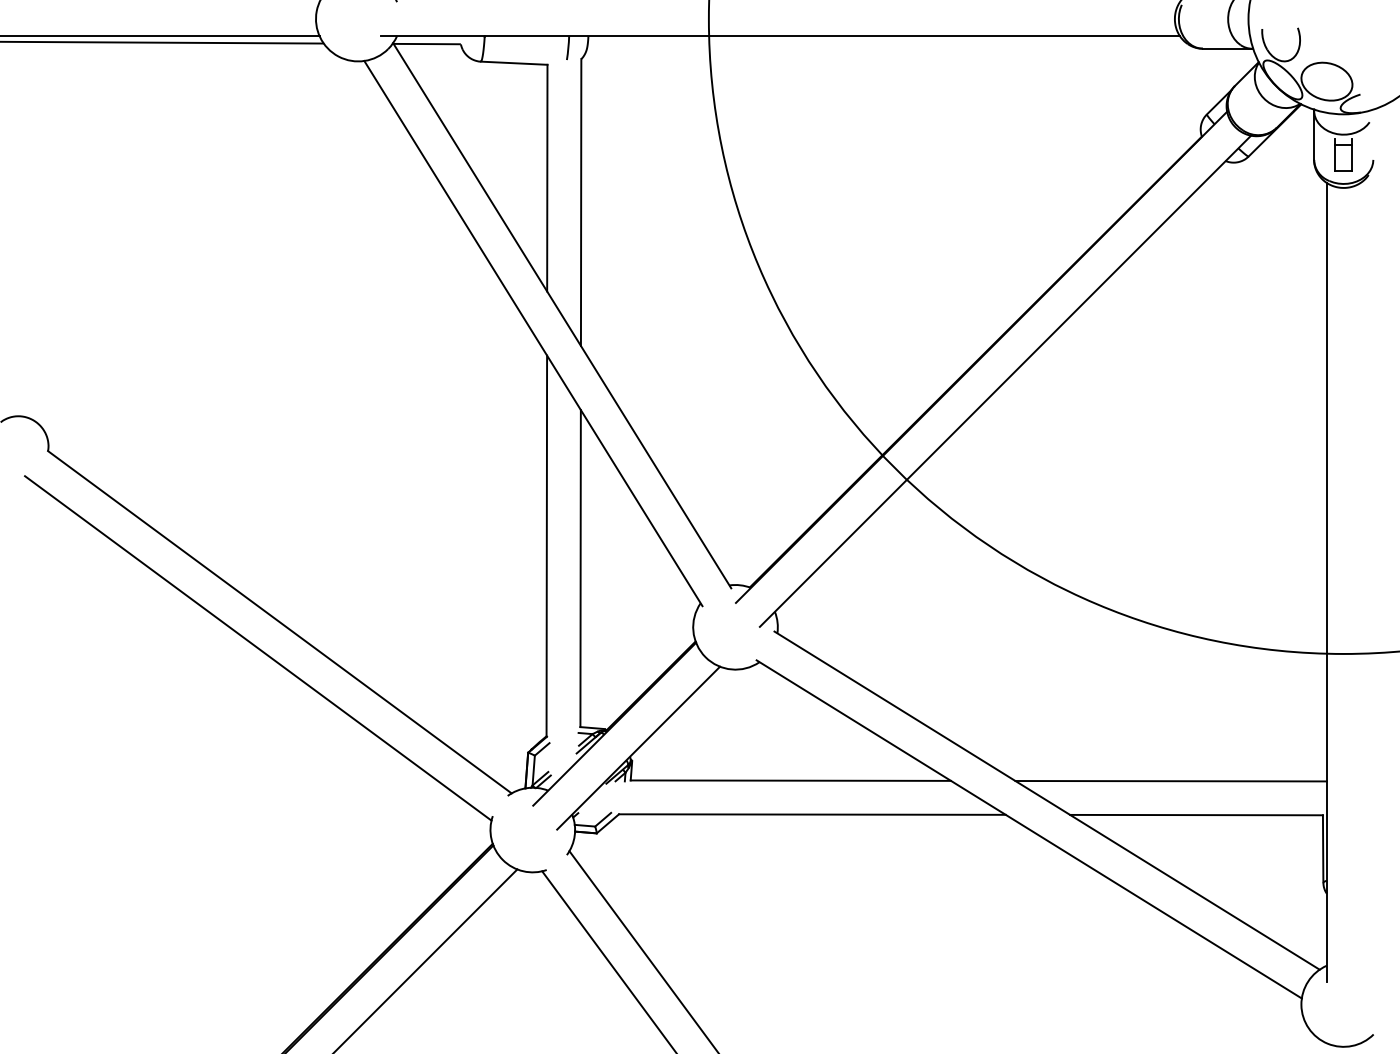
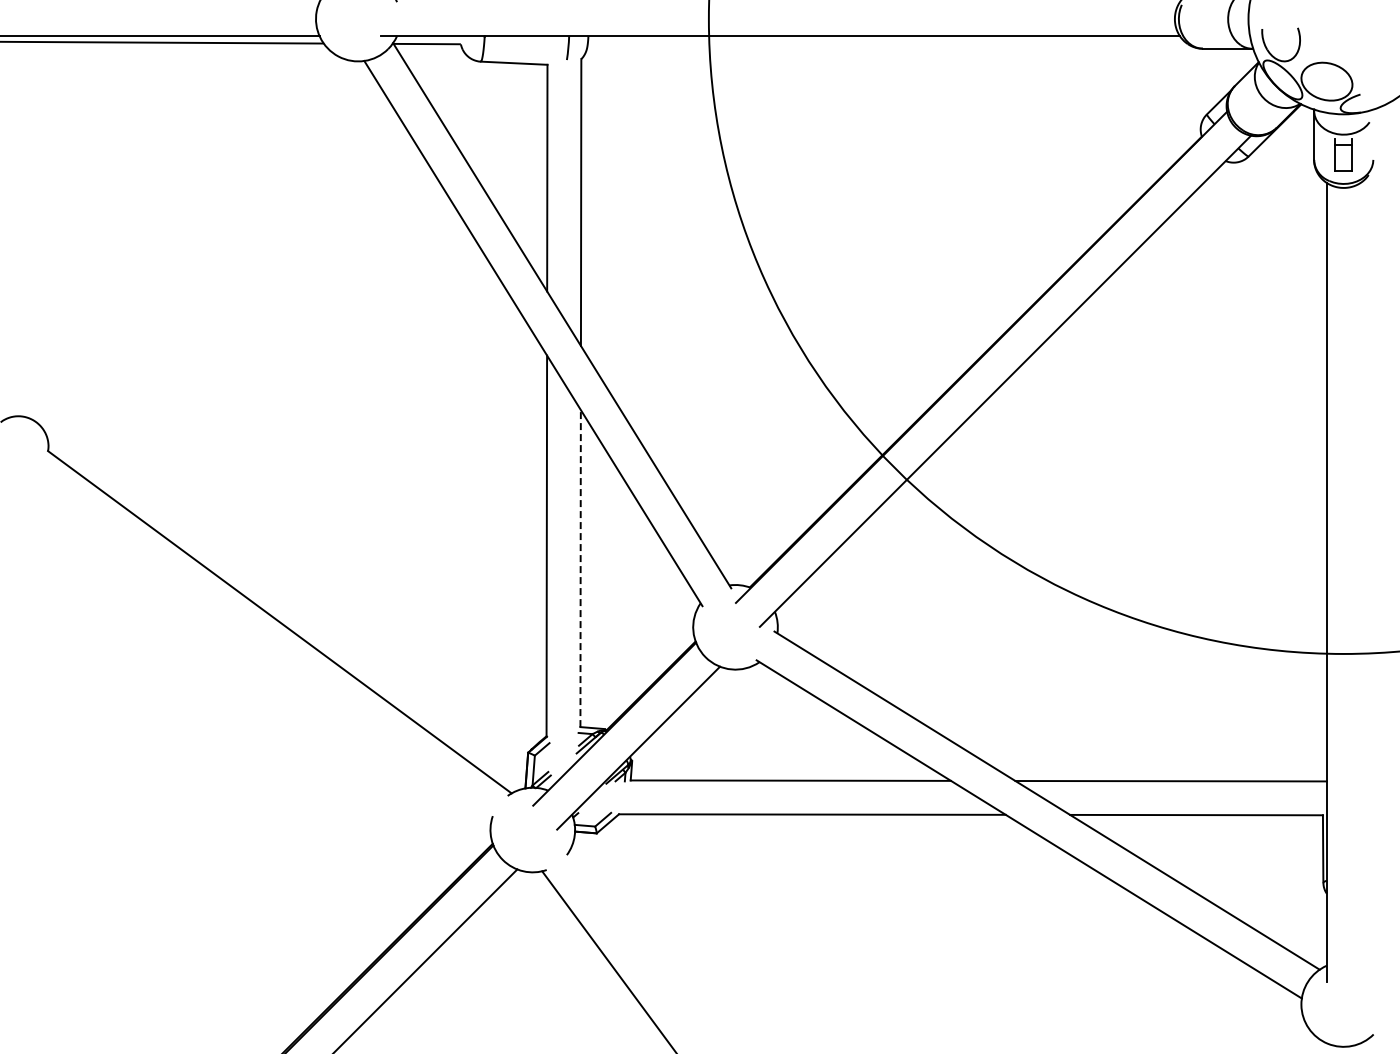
line: solid -> dashed (580, 568)
line: present -> none (258, 648)
line: present -> none (642, 950)
